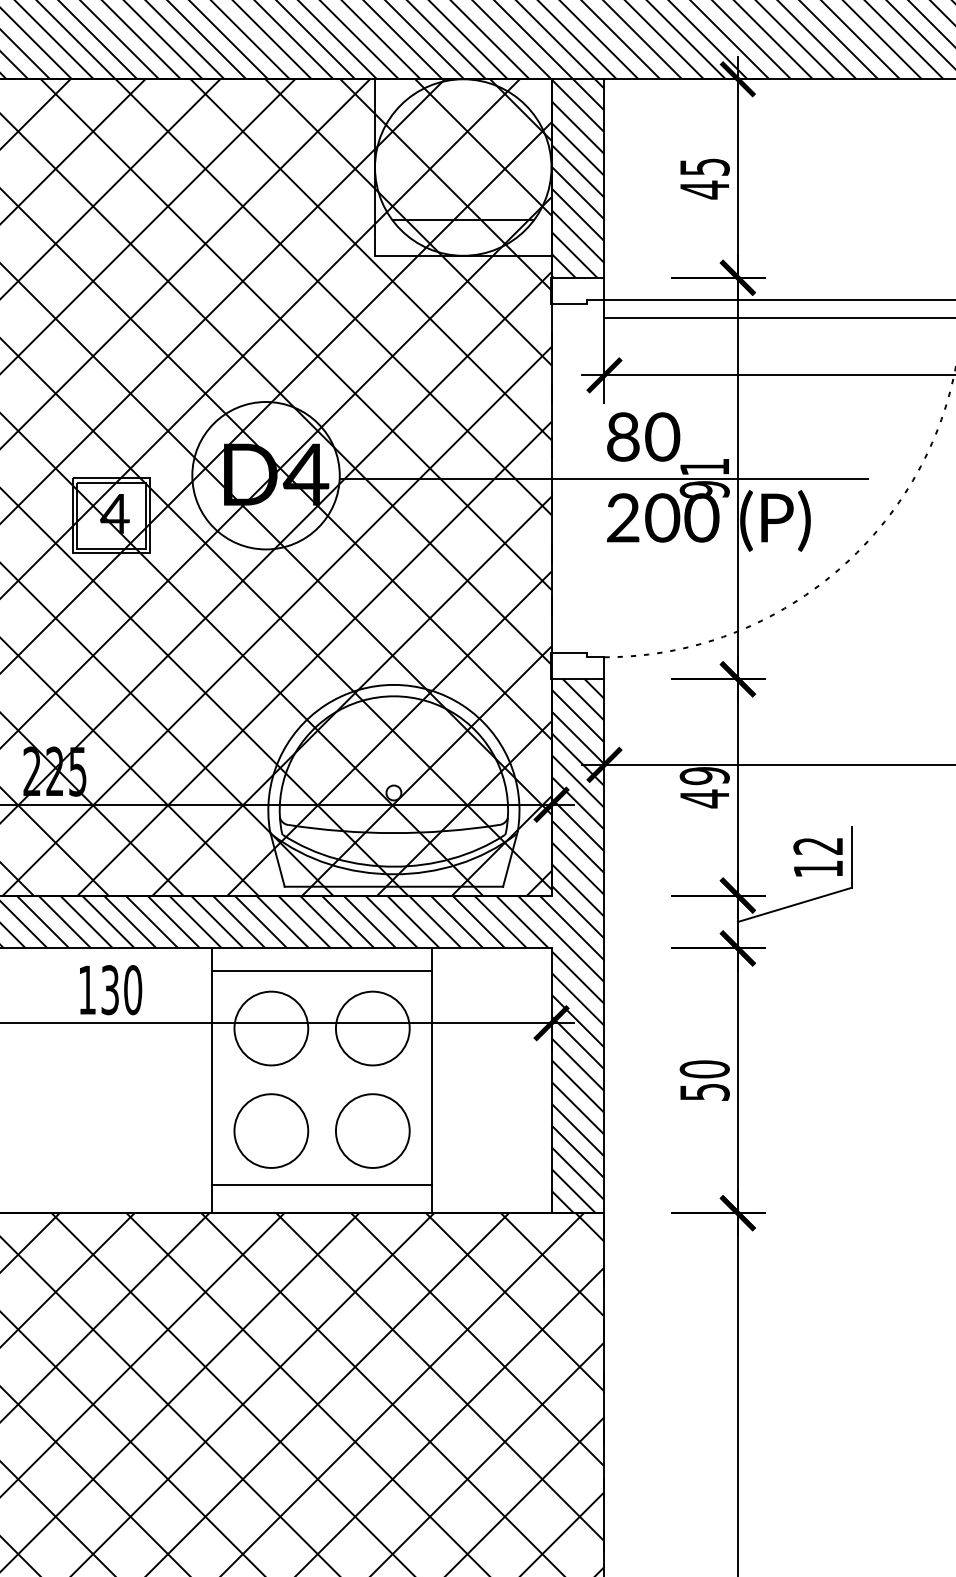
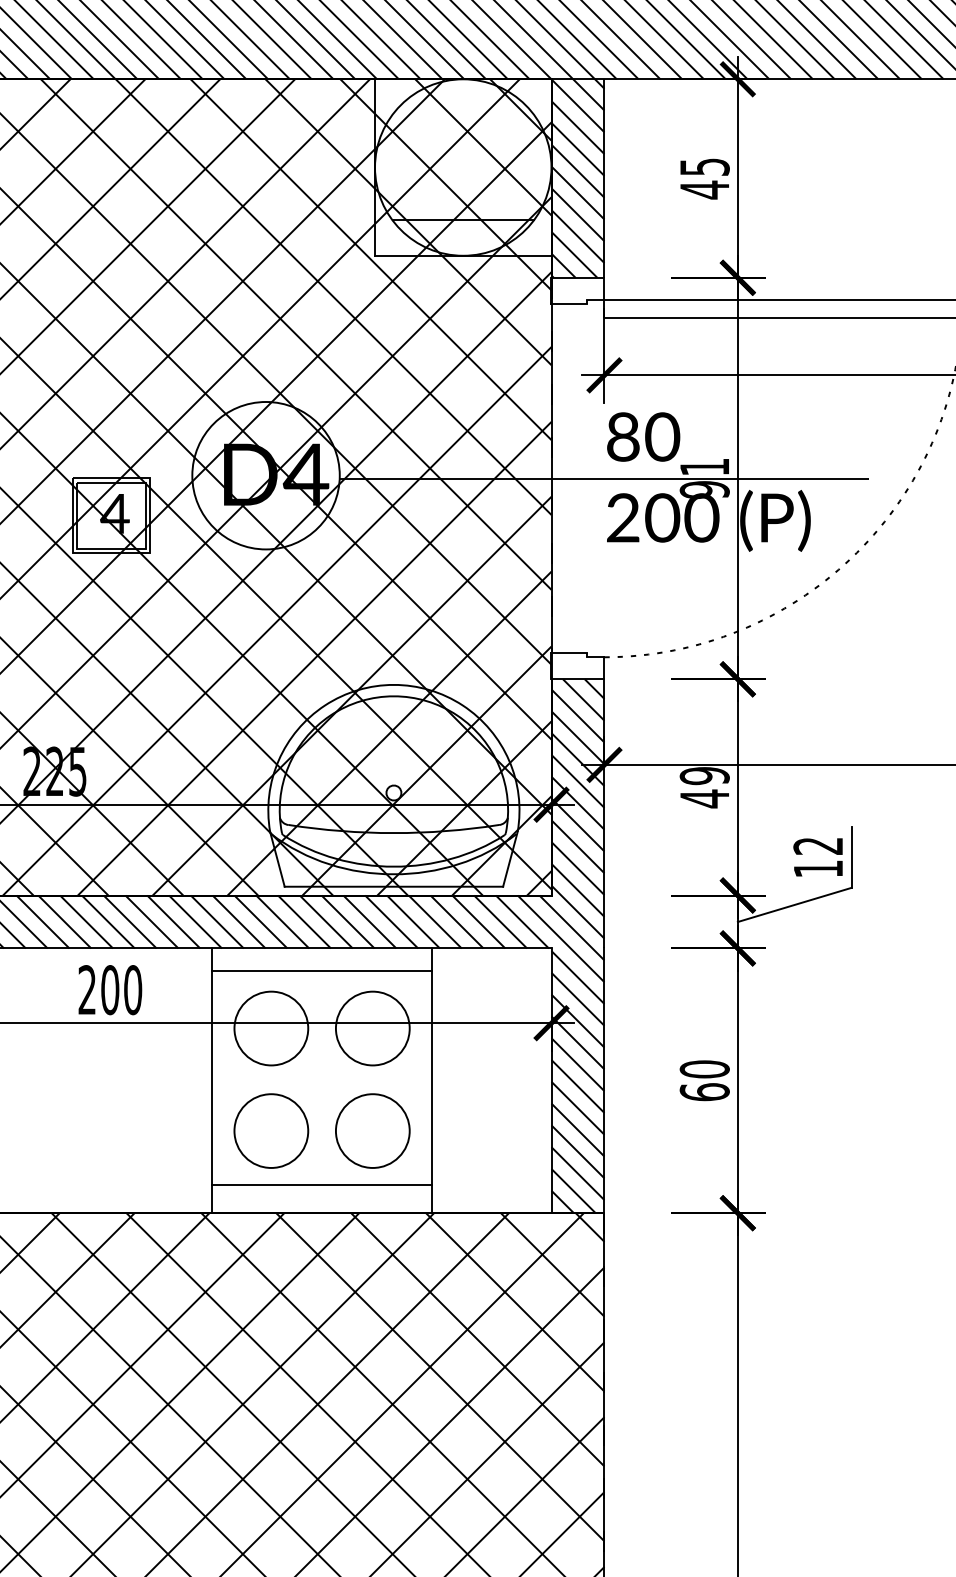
text: 130 -> 200 (98, 990)
text: 50 -> 60 (704, 1092)
